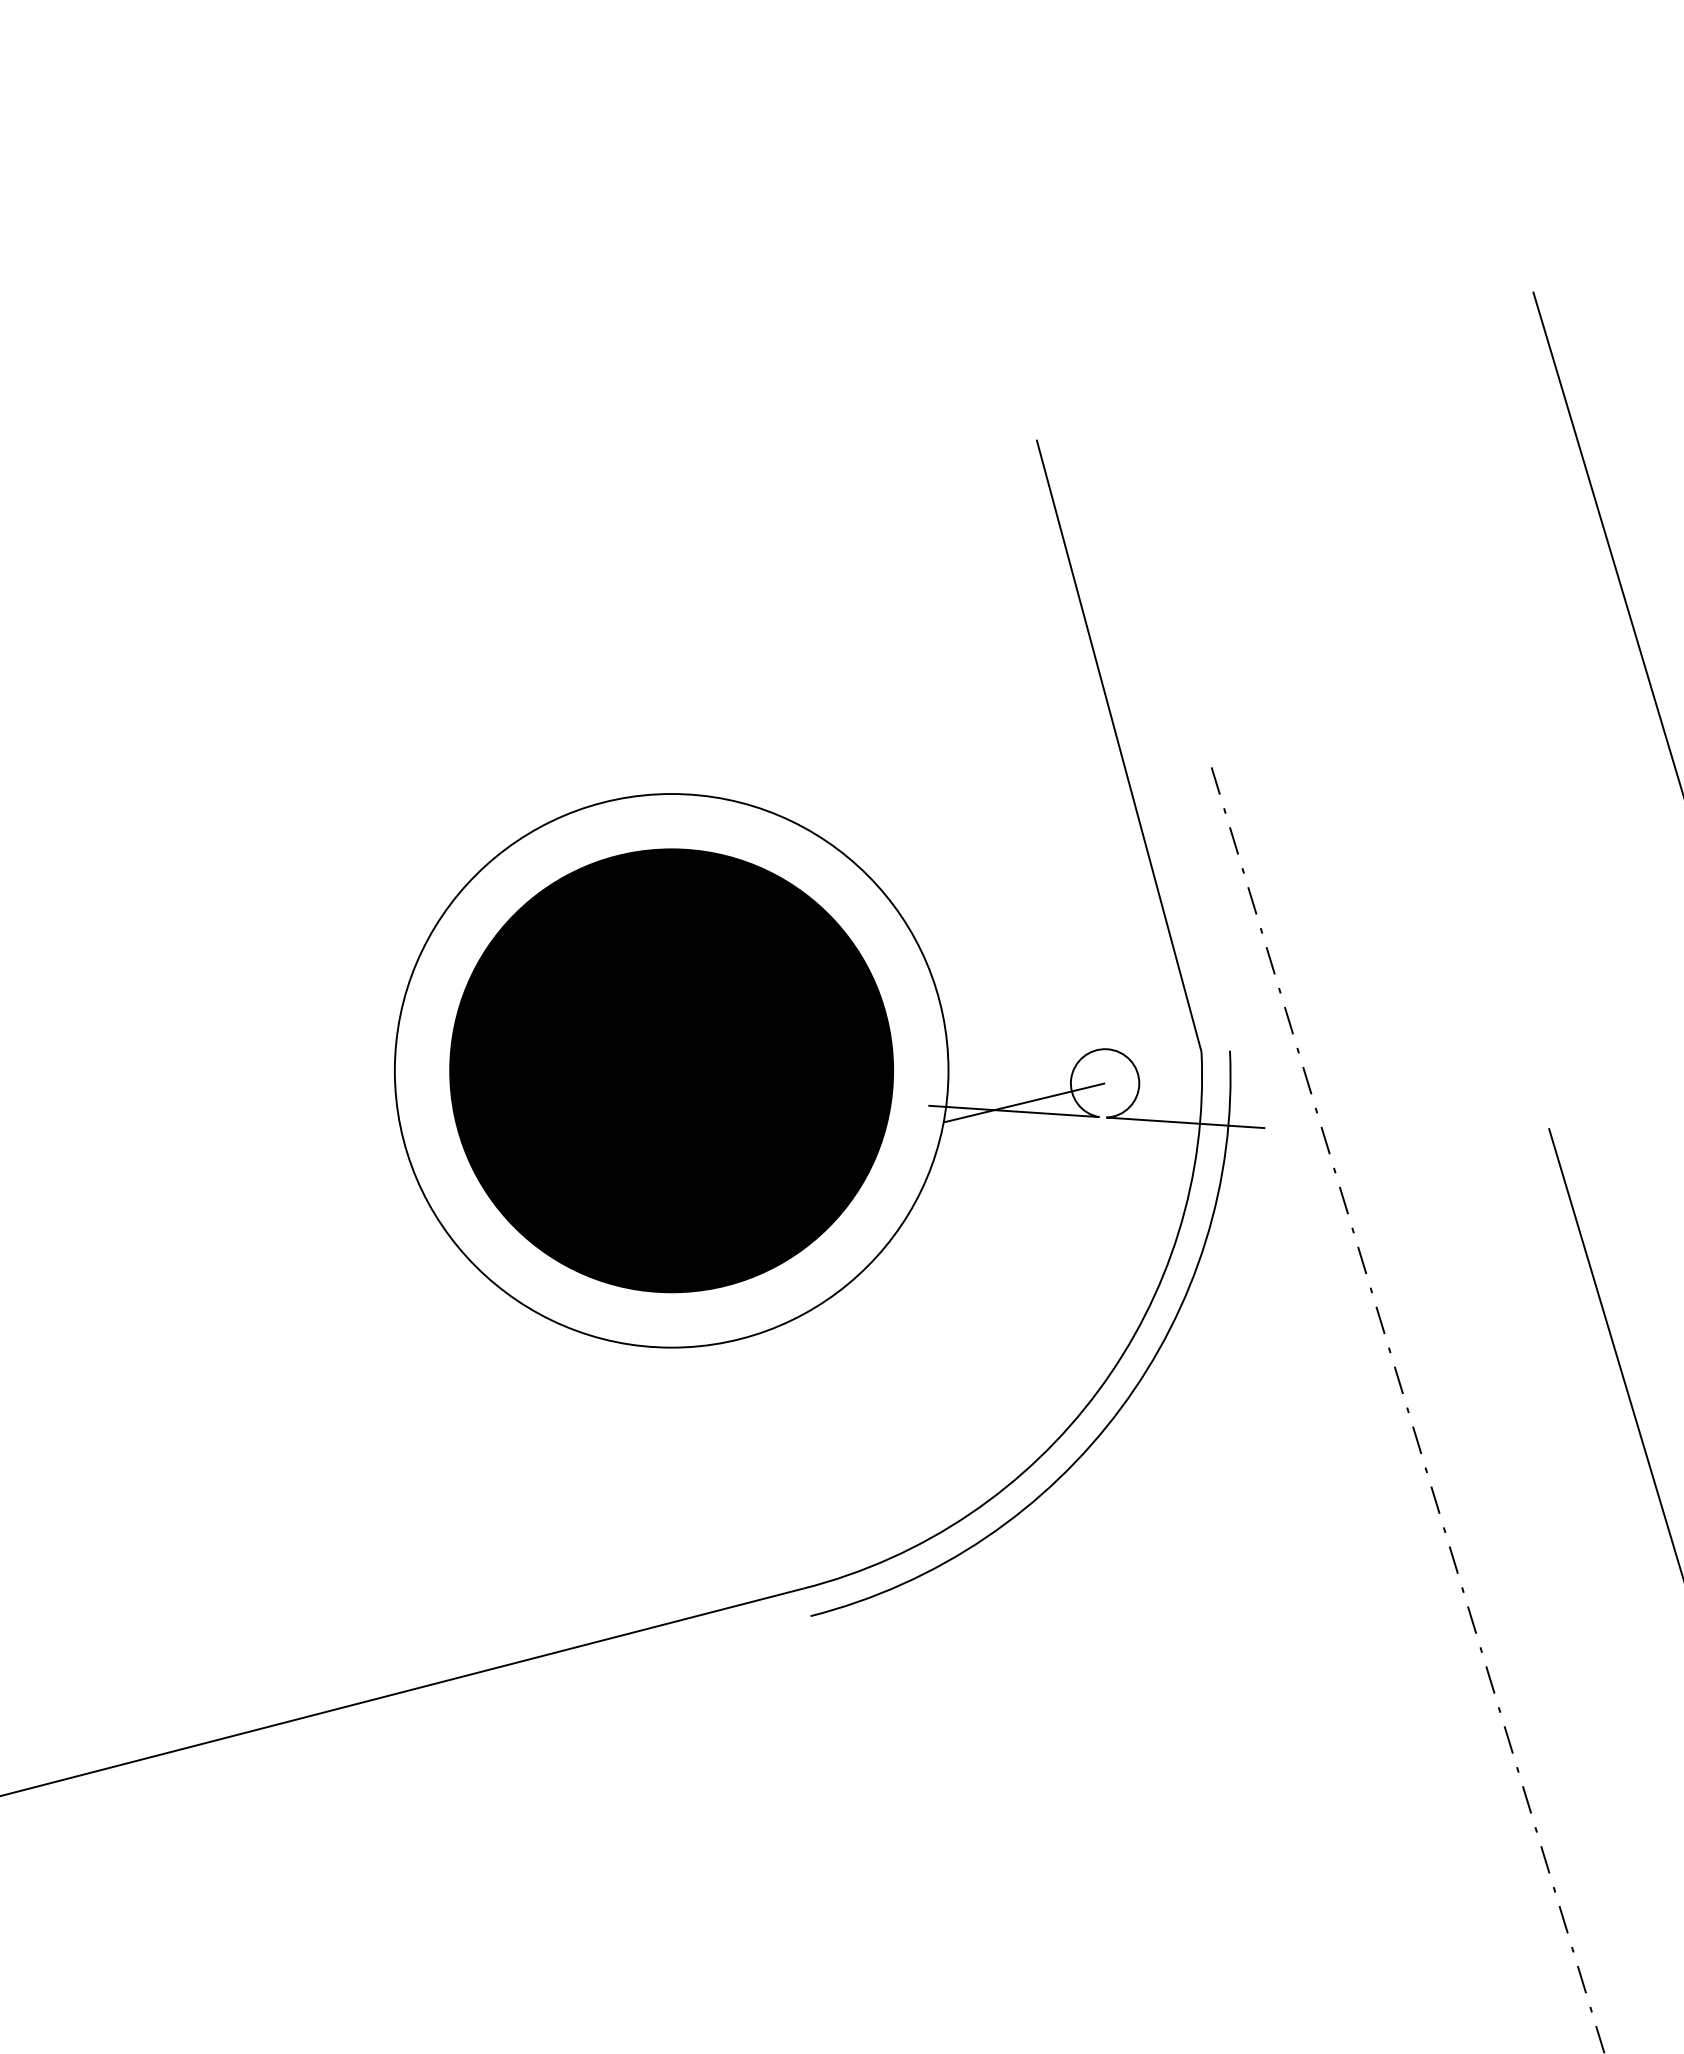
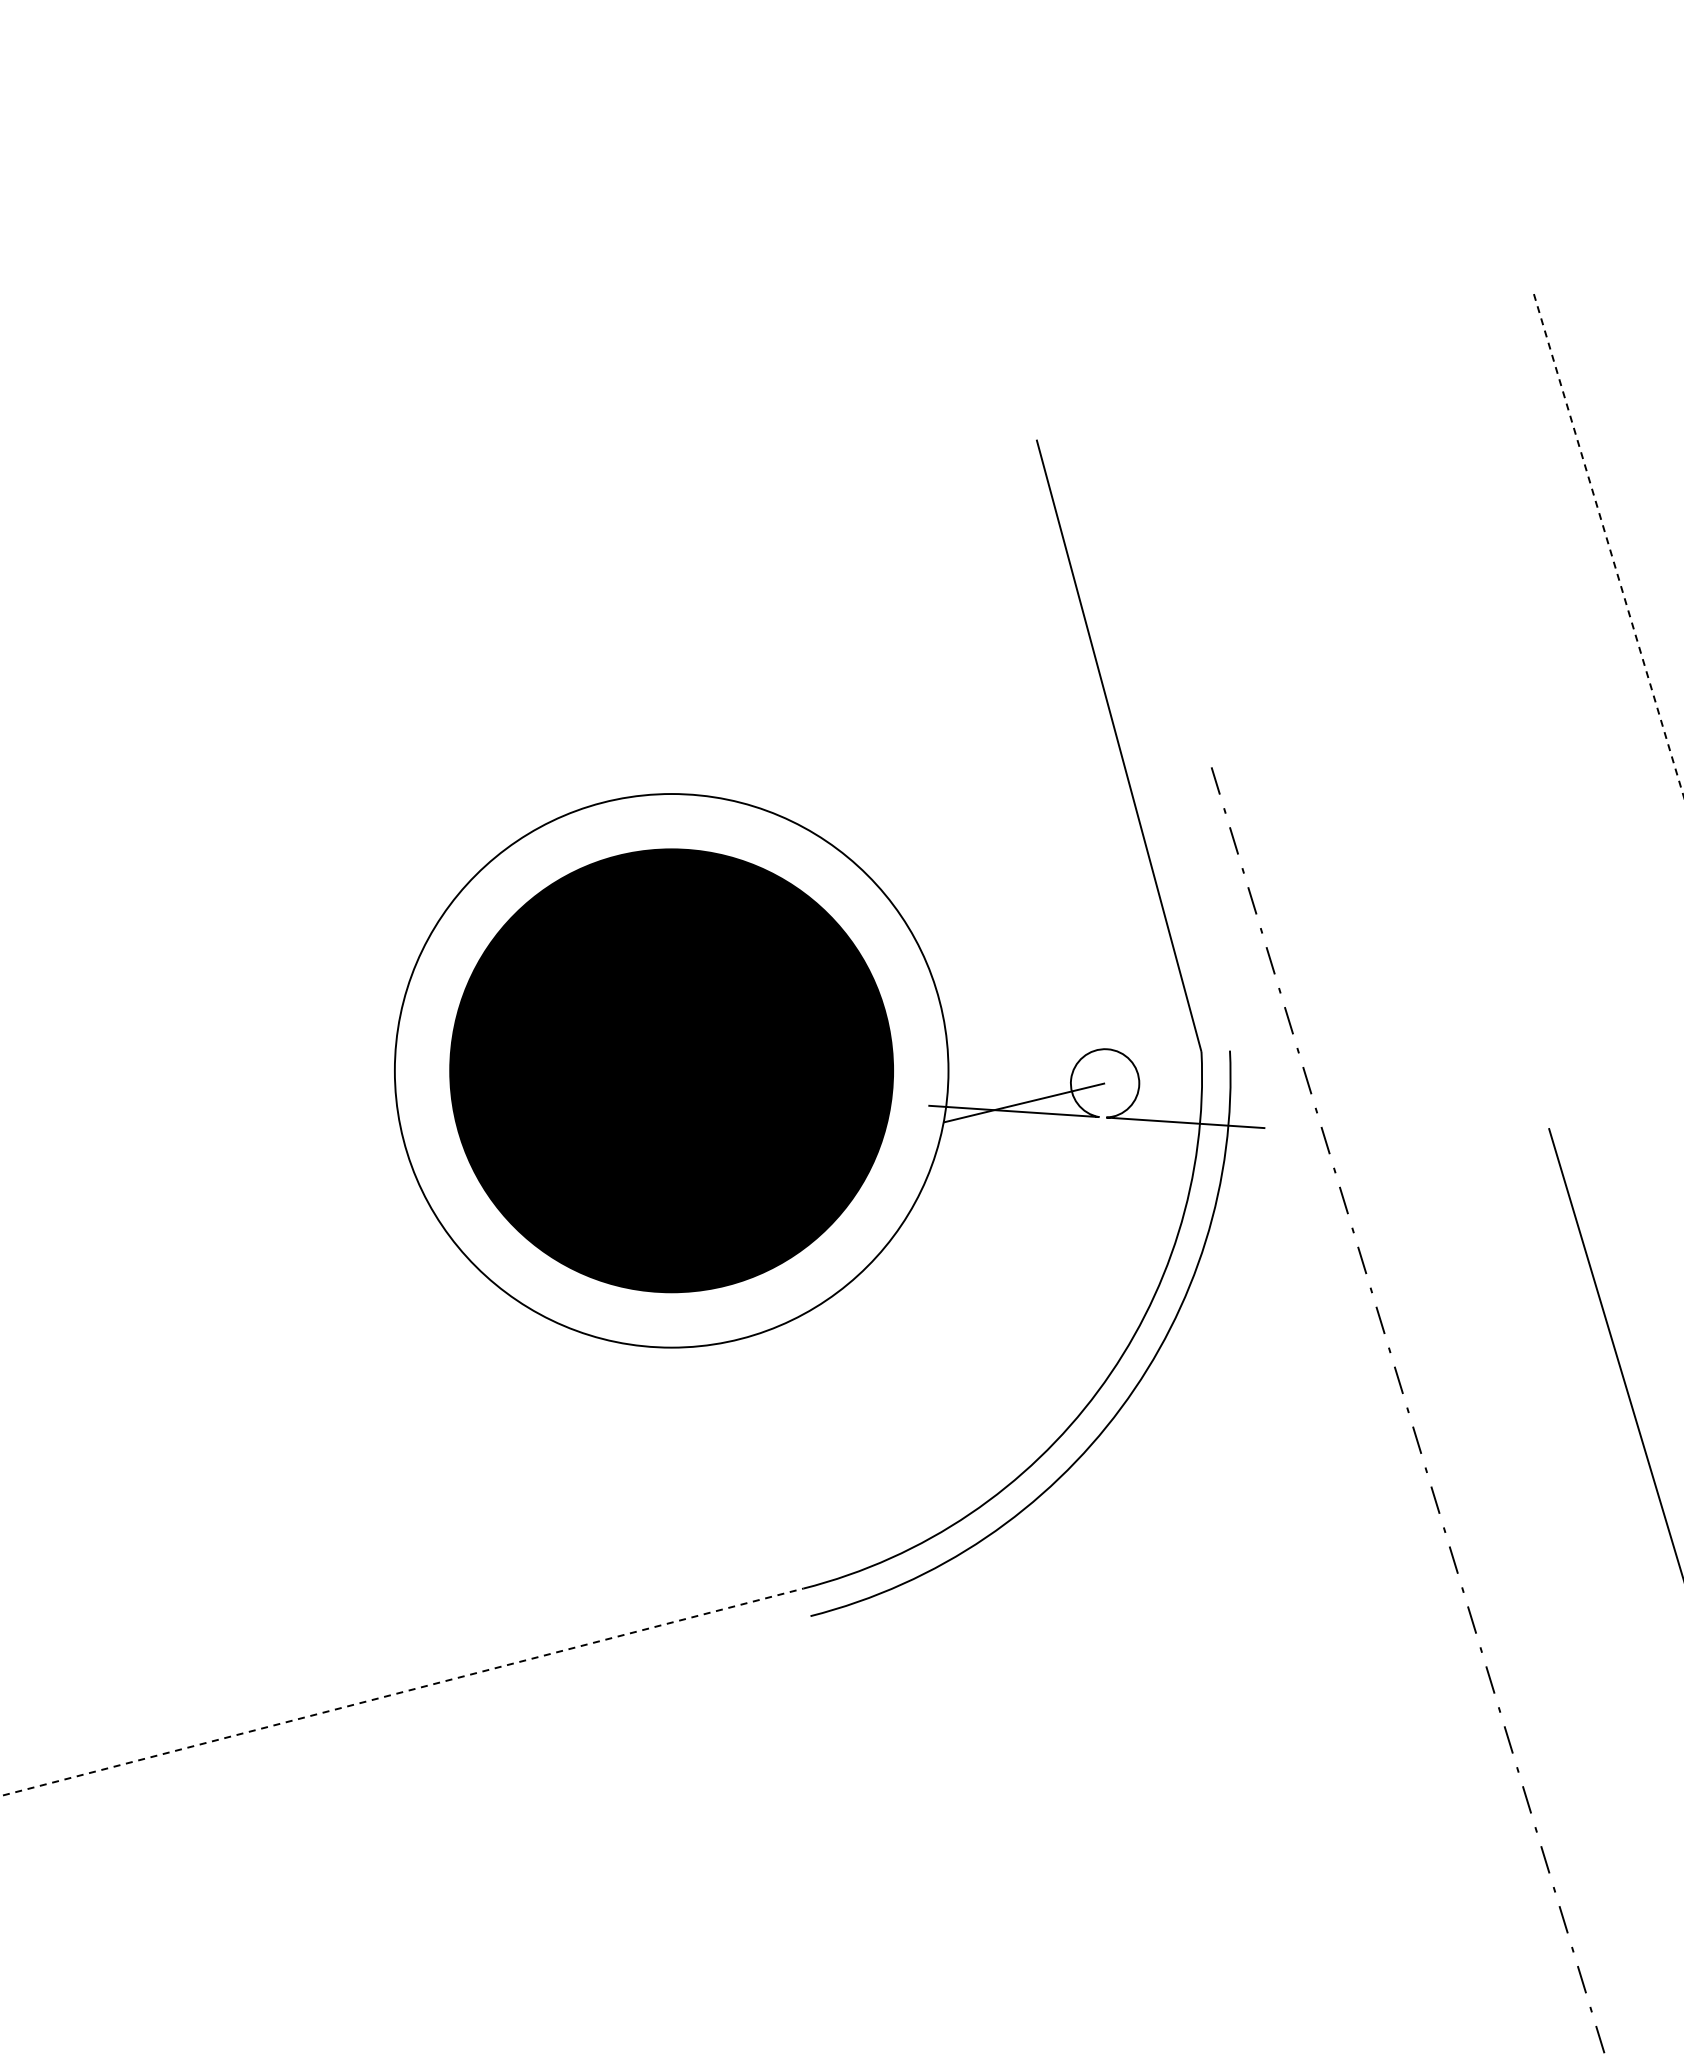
line: solid -> dashed (1608, 543)
line: solid -> dashed (401, 1692)
